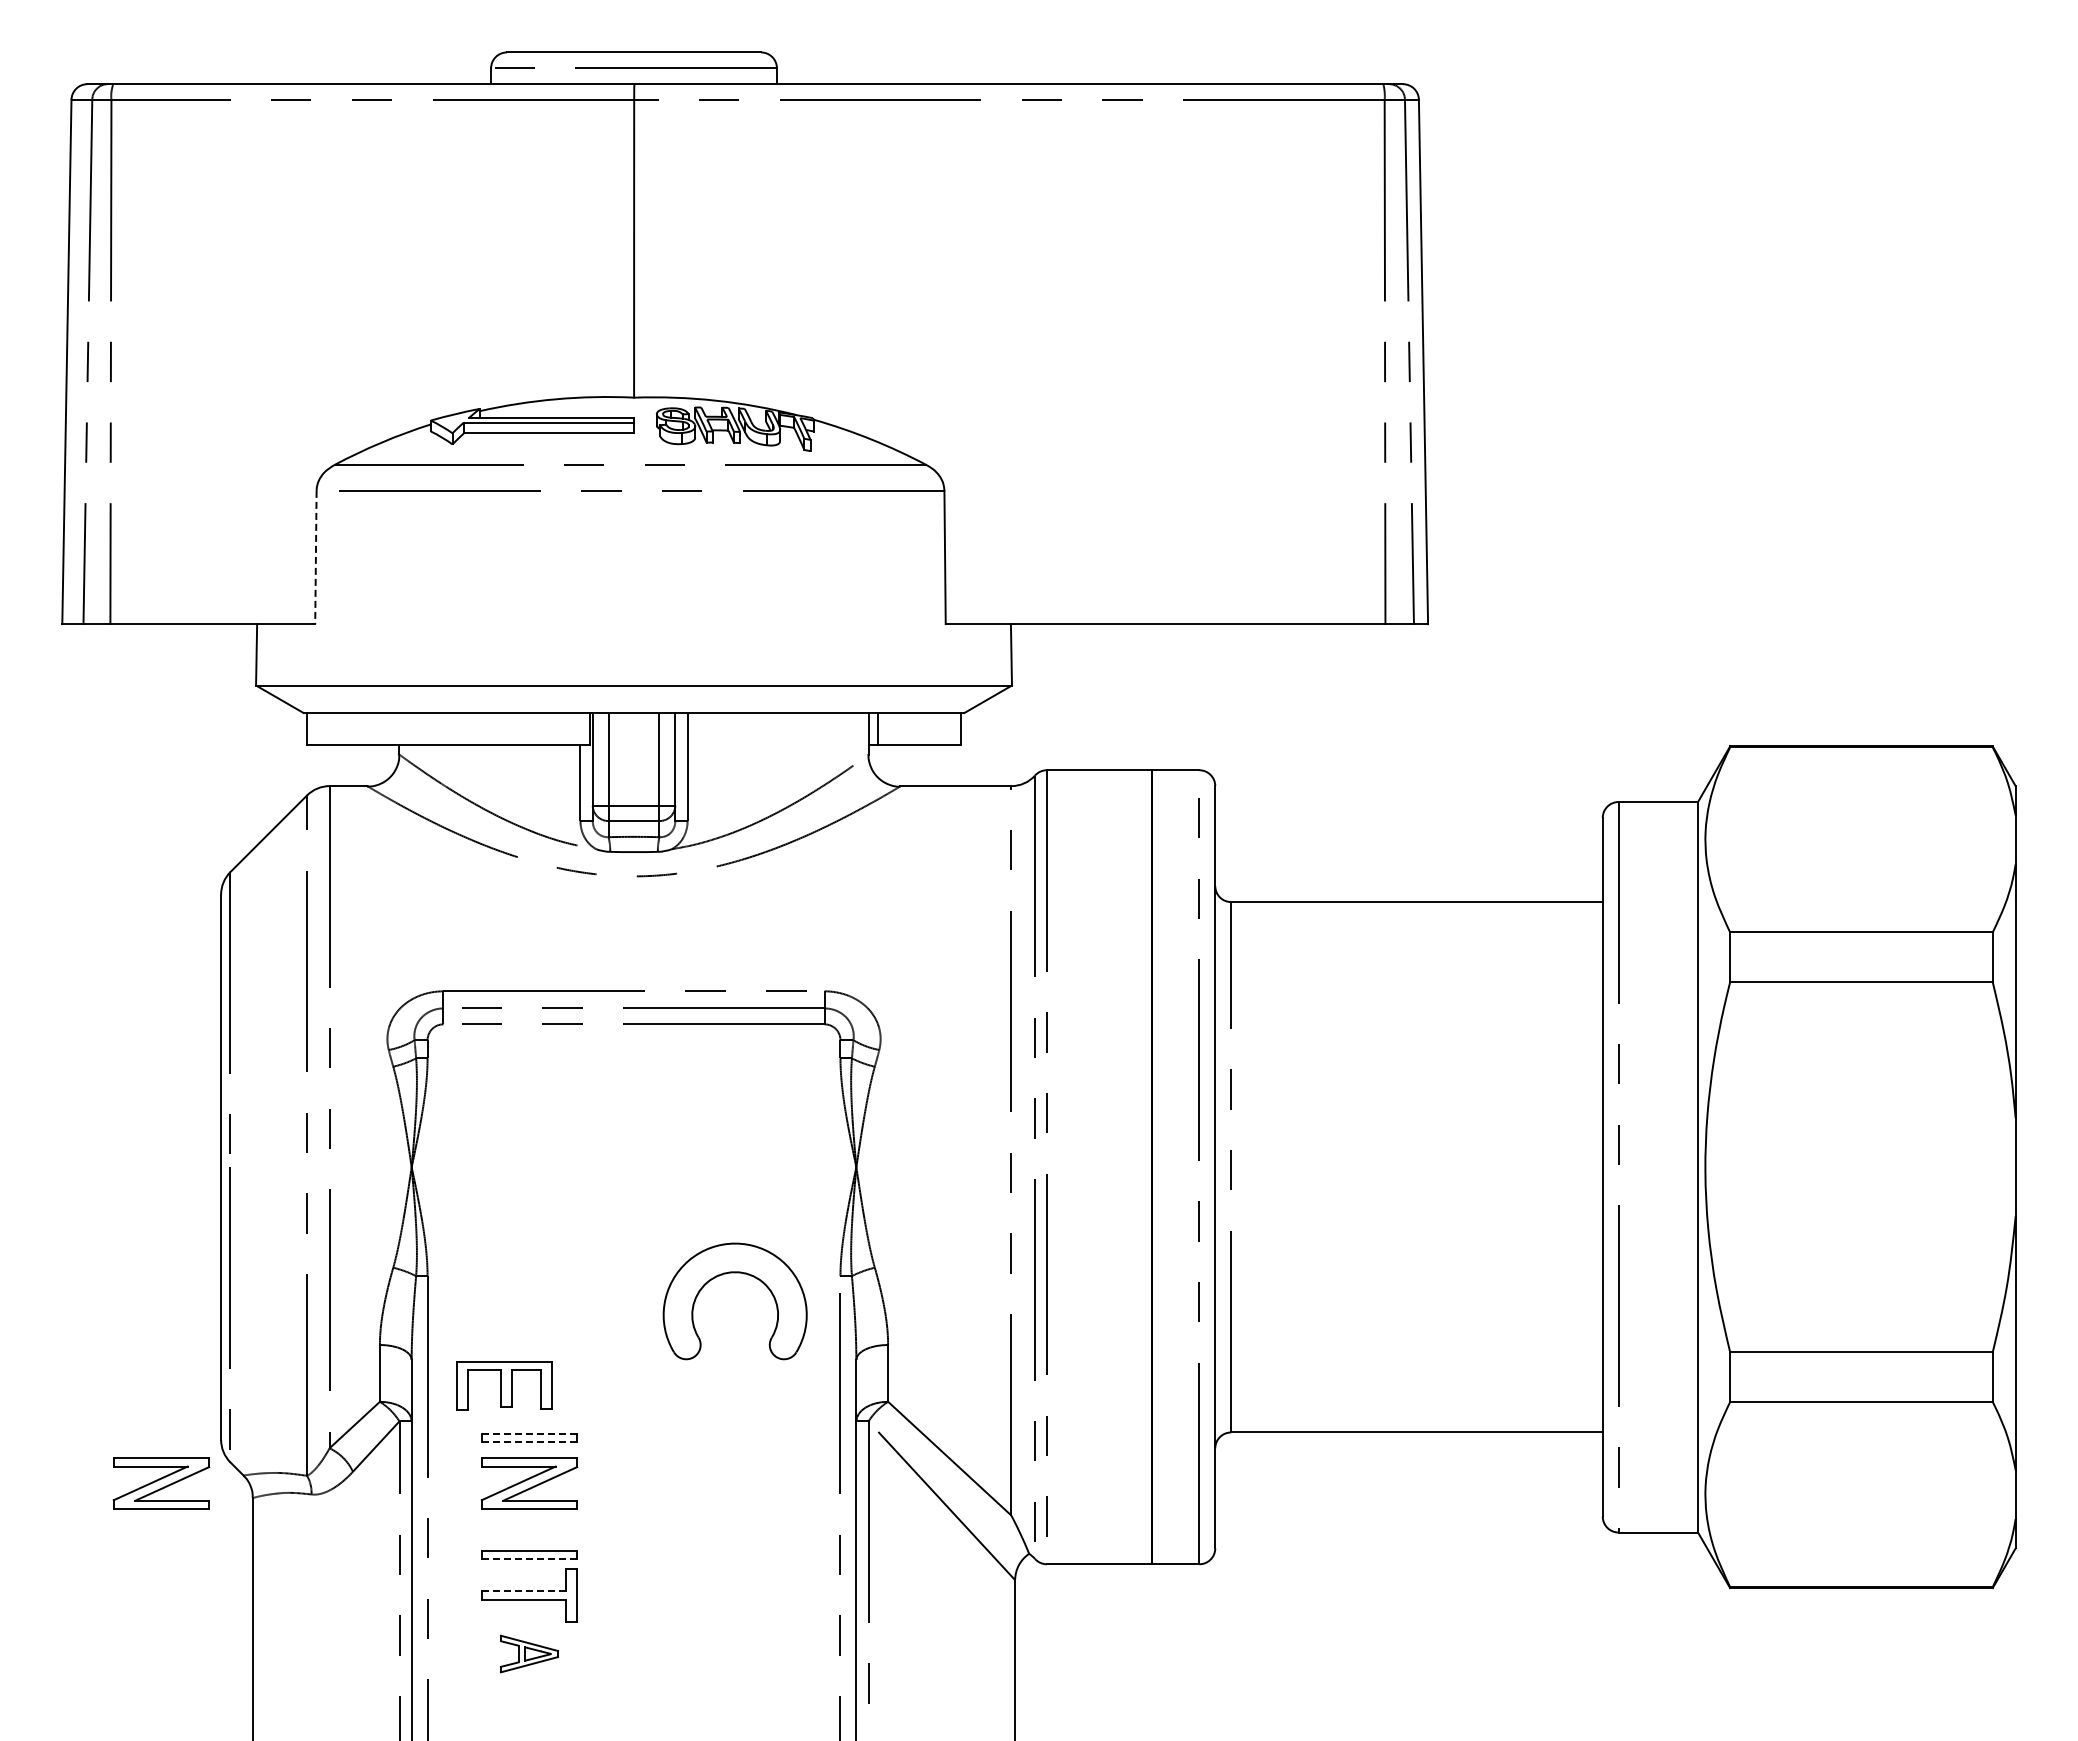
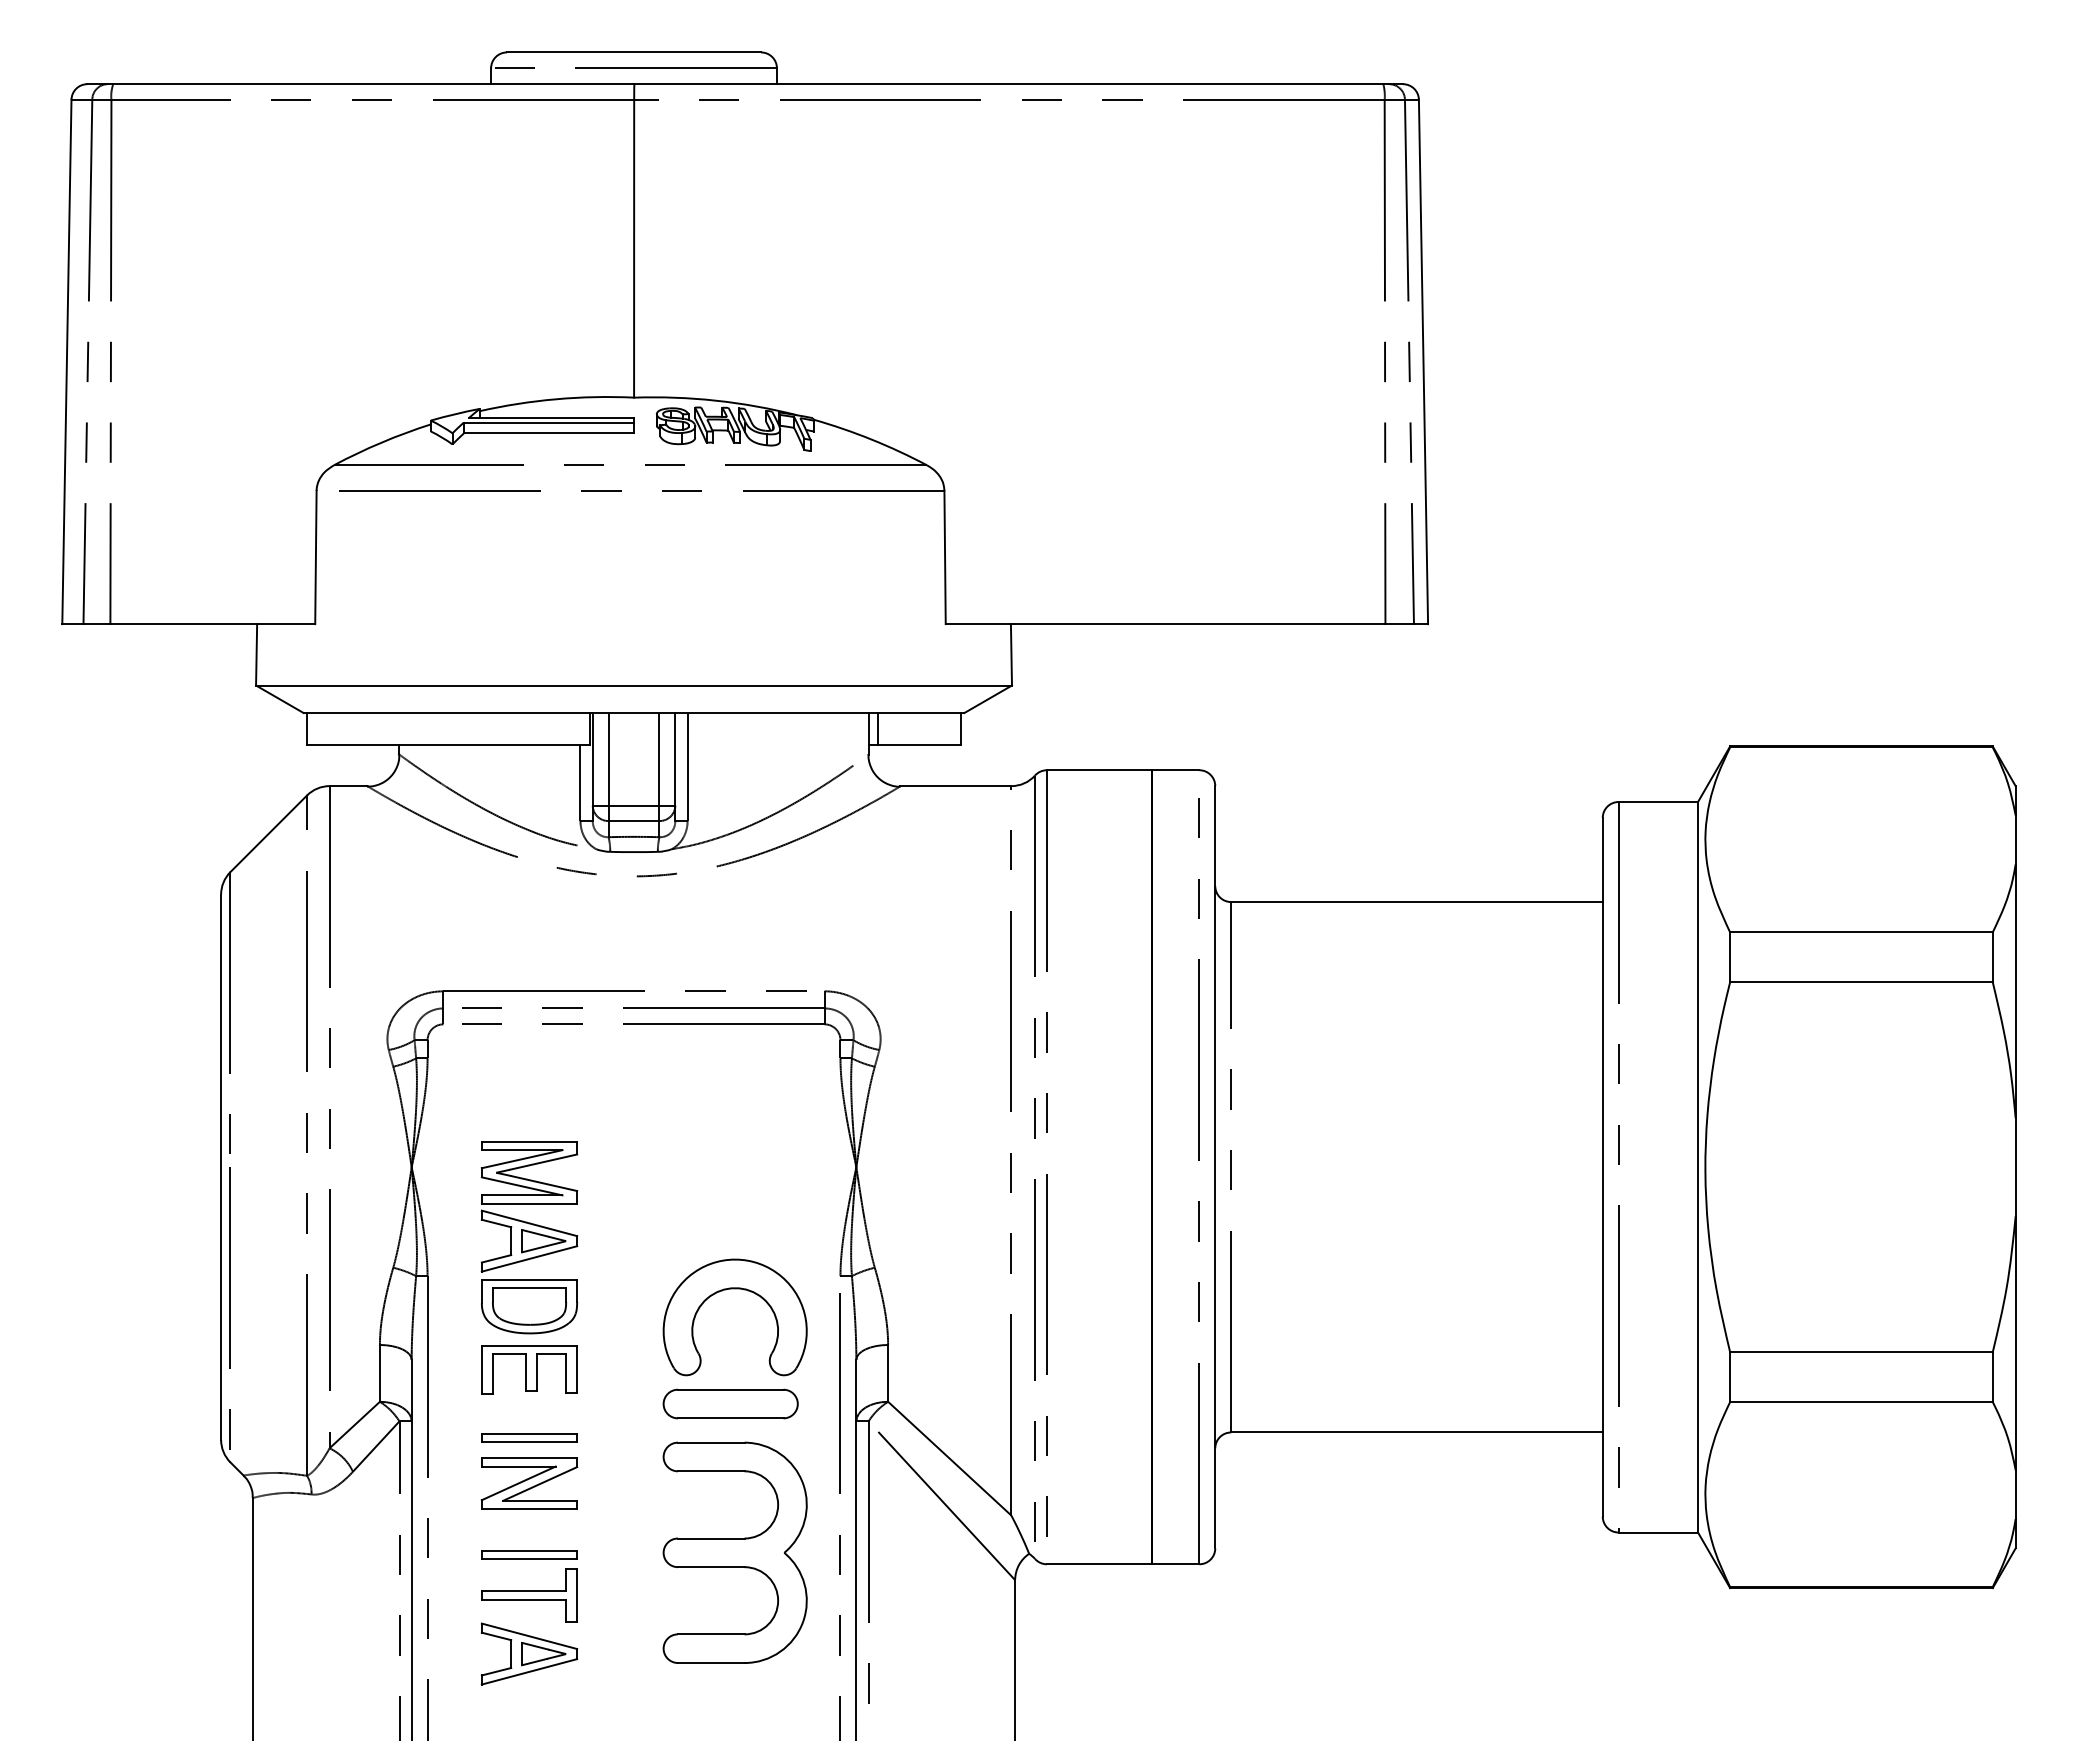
line: dashed -> solid (315, 557)
part: none -> present (529, 1237)
part position: (734, 1273) -> (734, 1289) (734, 1289)
part position: (504, 1385) -> (529, 1369) (529, 1369)
part: none -> present (730, 1403)
line: dashed -> solid (529, 1433)
line: dashed -> solid (529, 1442)
part: present -> none (161, 1483)
part: none -> present (734, 1552)
line: dashed -> solid (529, 1559)
line: dashed -> solid (524, 1591)
part size: 61x40 px -> 99x64 px (529, 1653)
